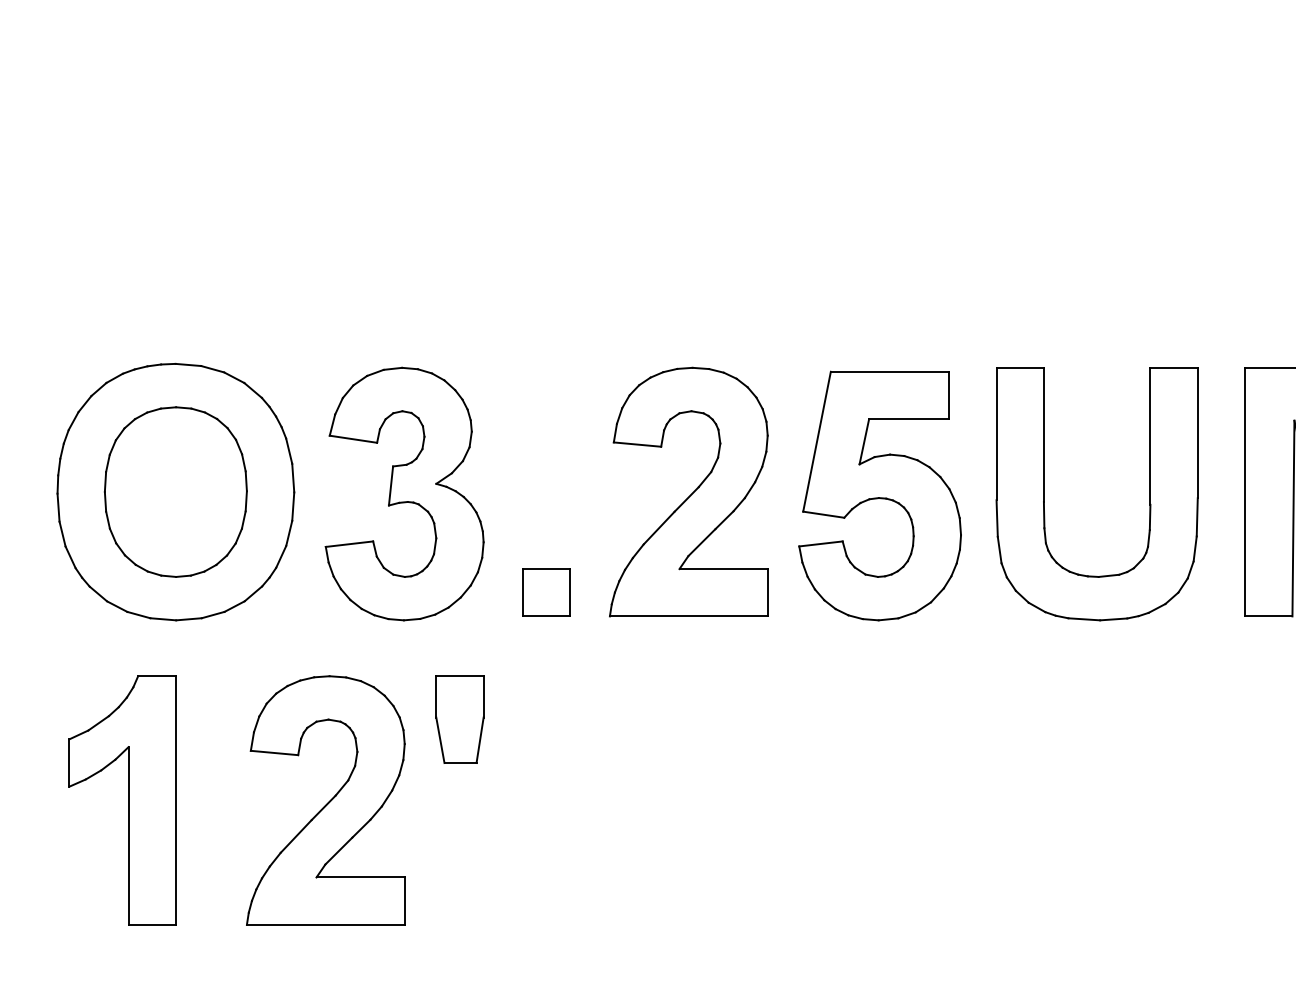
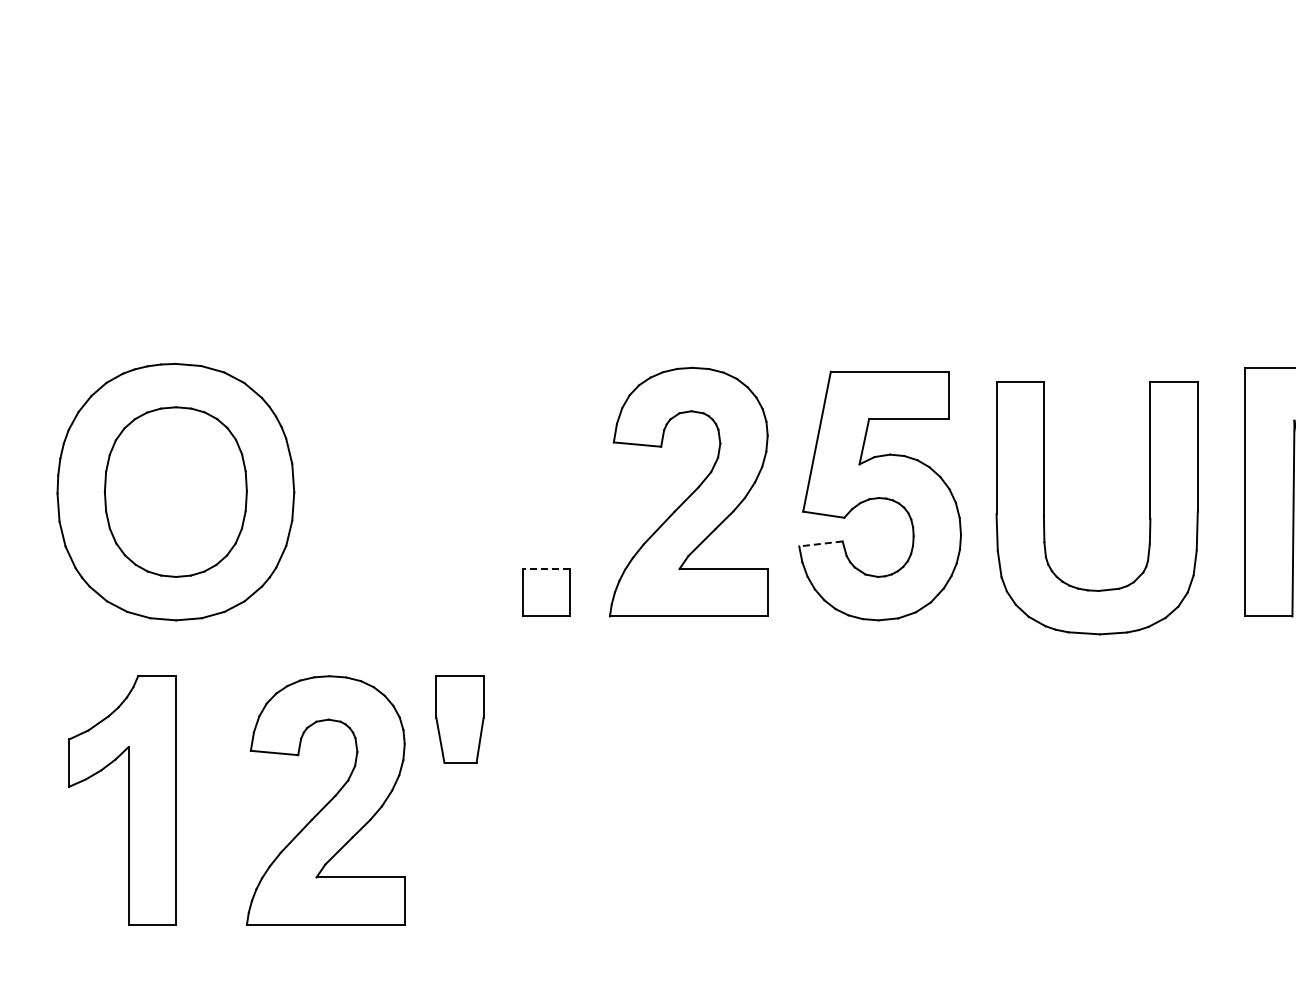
part: present -> none (404, 493)
part position: (1044, 494) -> (1044, 508) (1044, 508)
line: solid -> dashed (820, 543)
line: solid -> dashed (546, 569)
